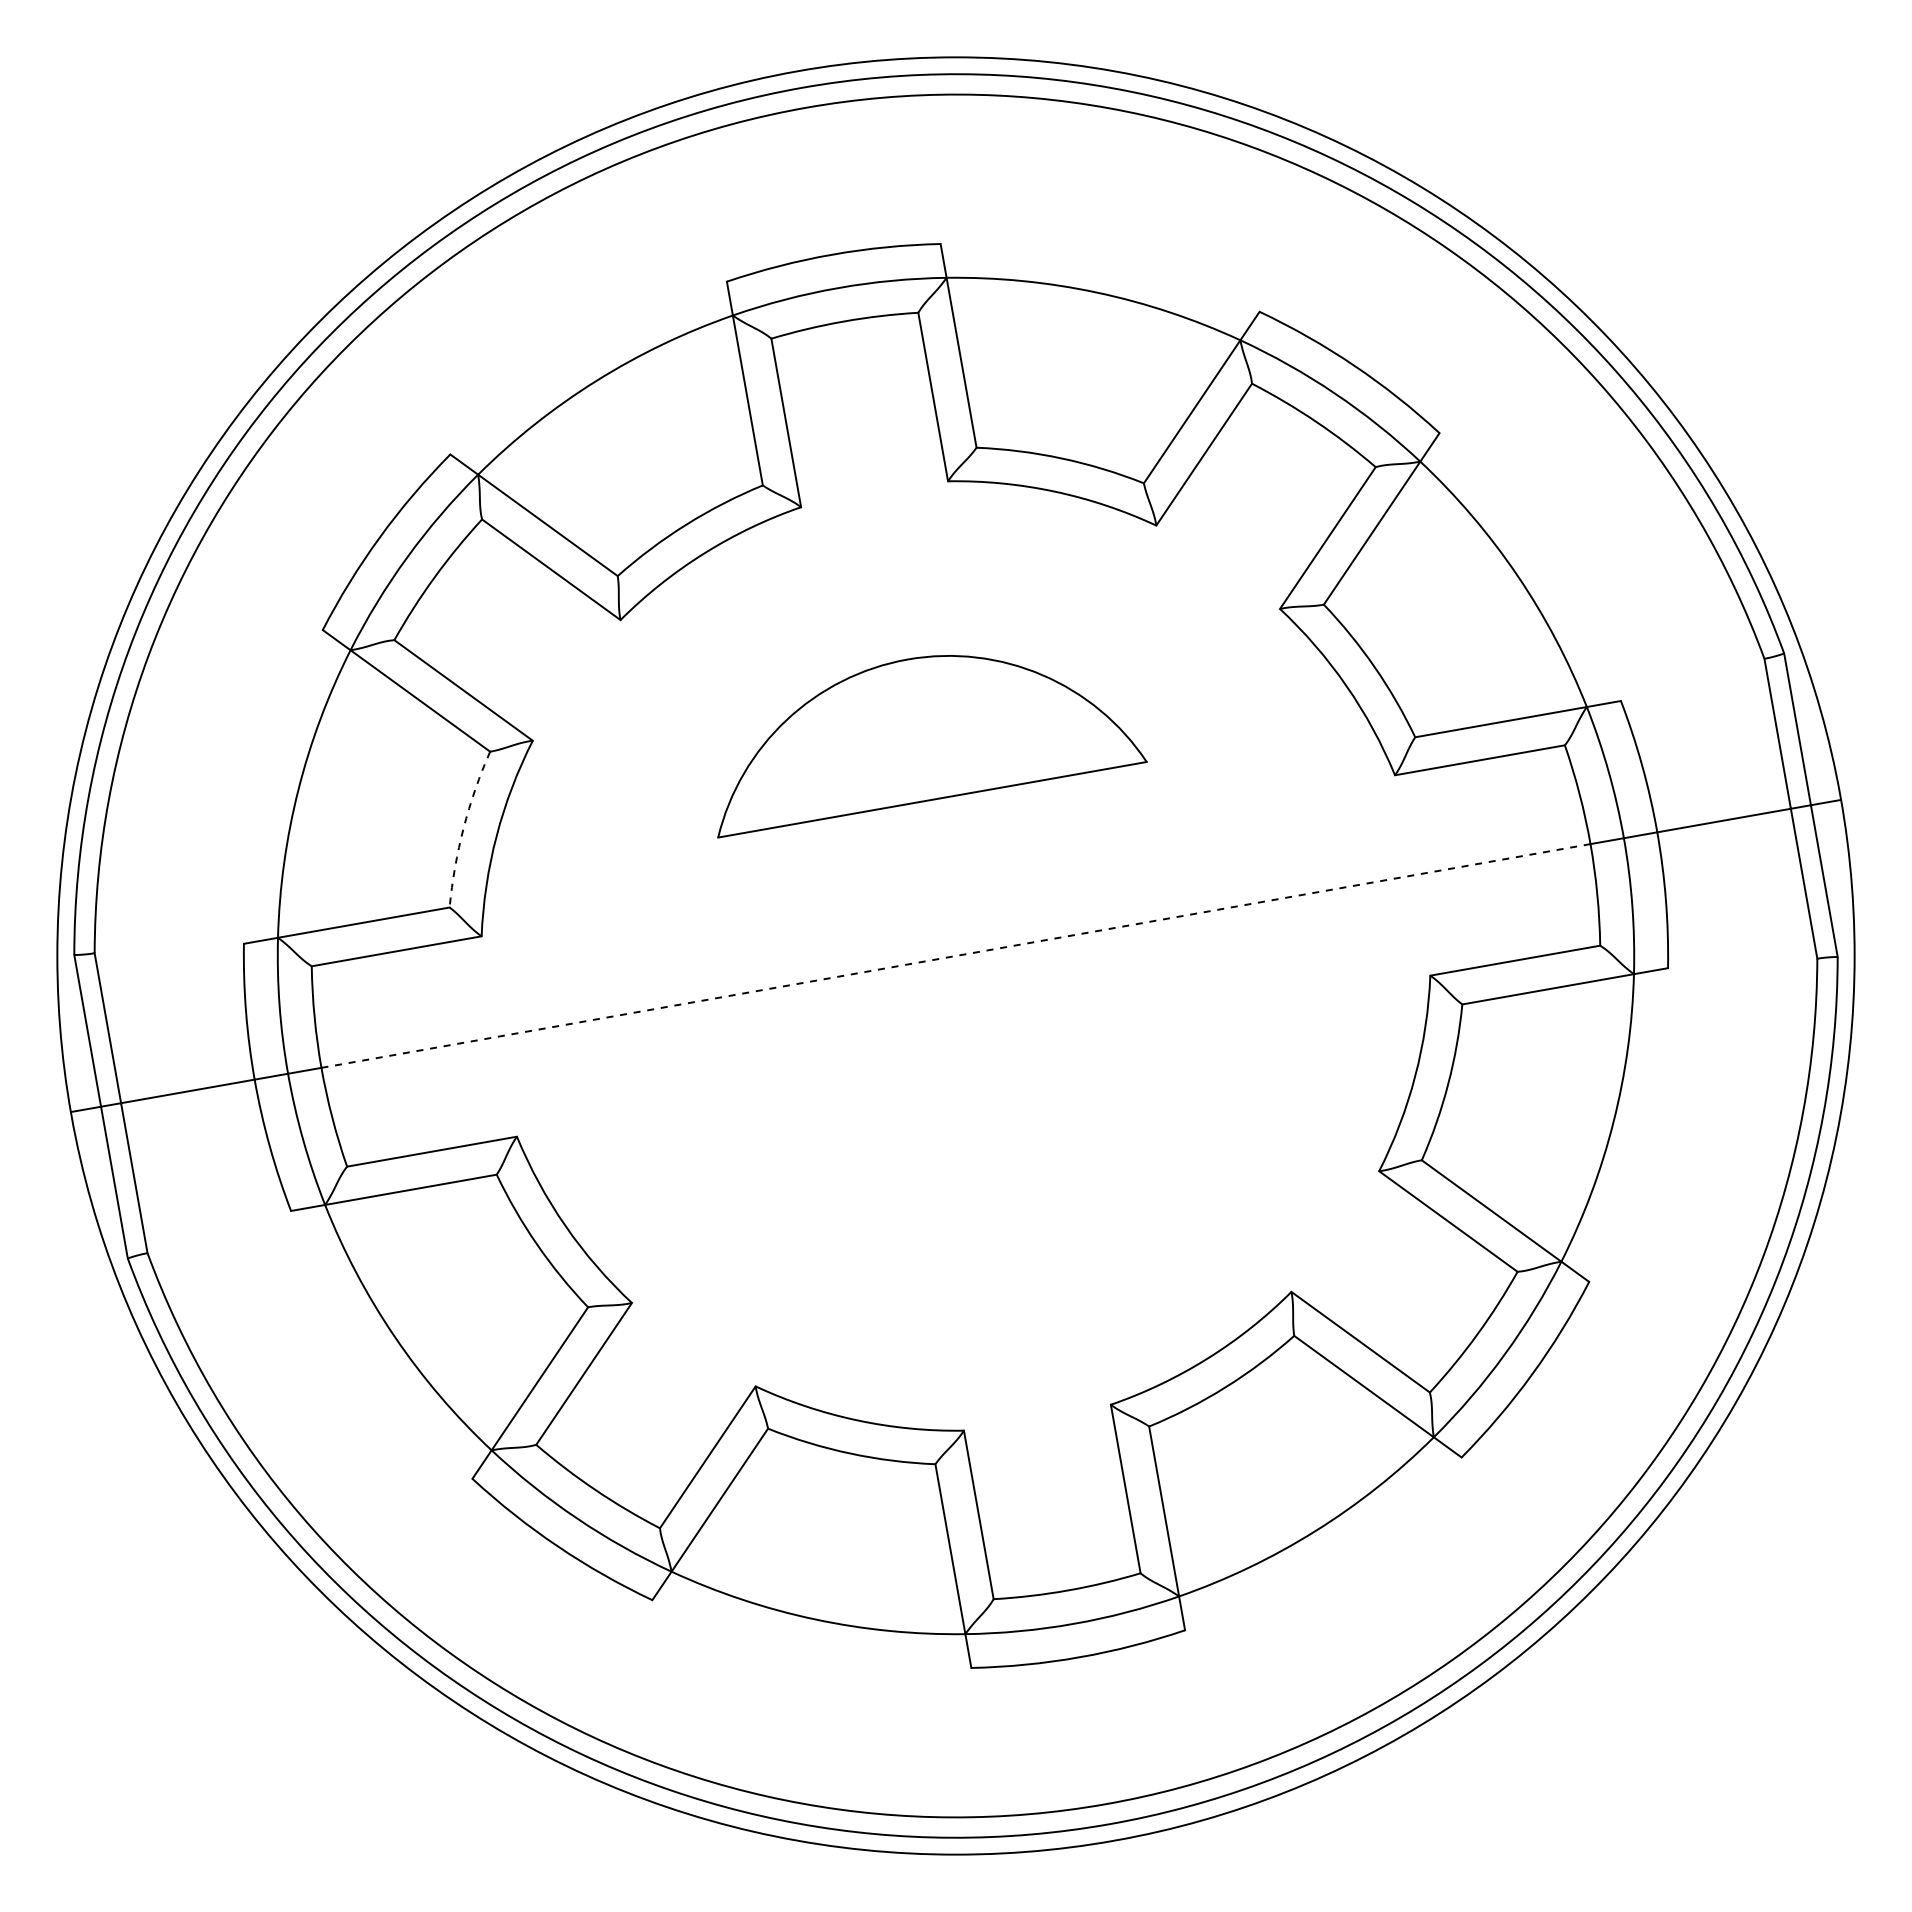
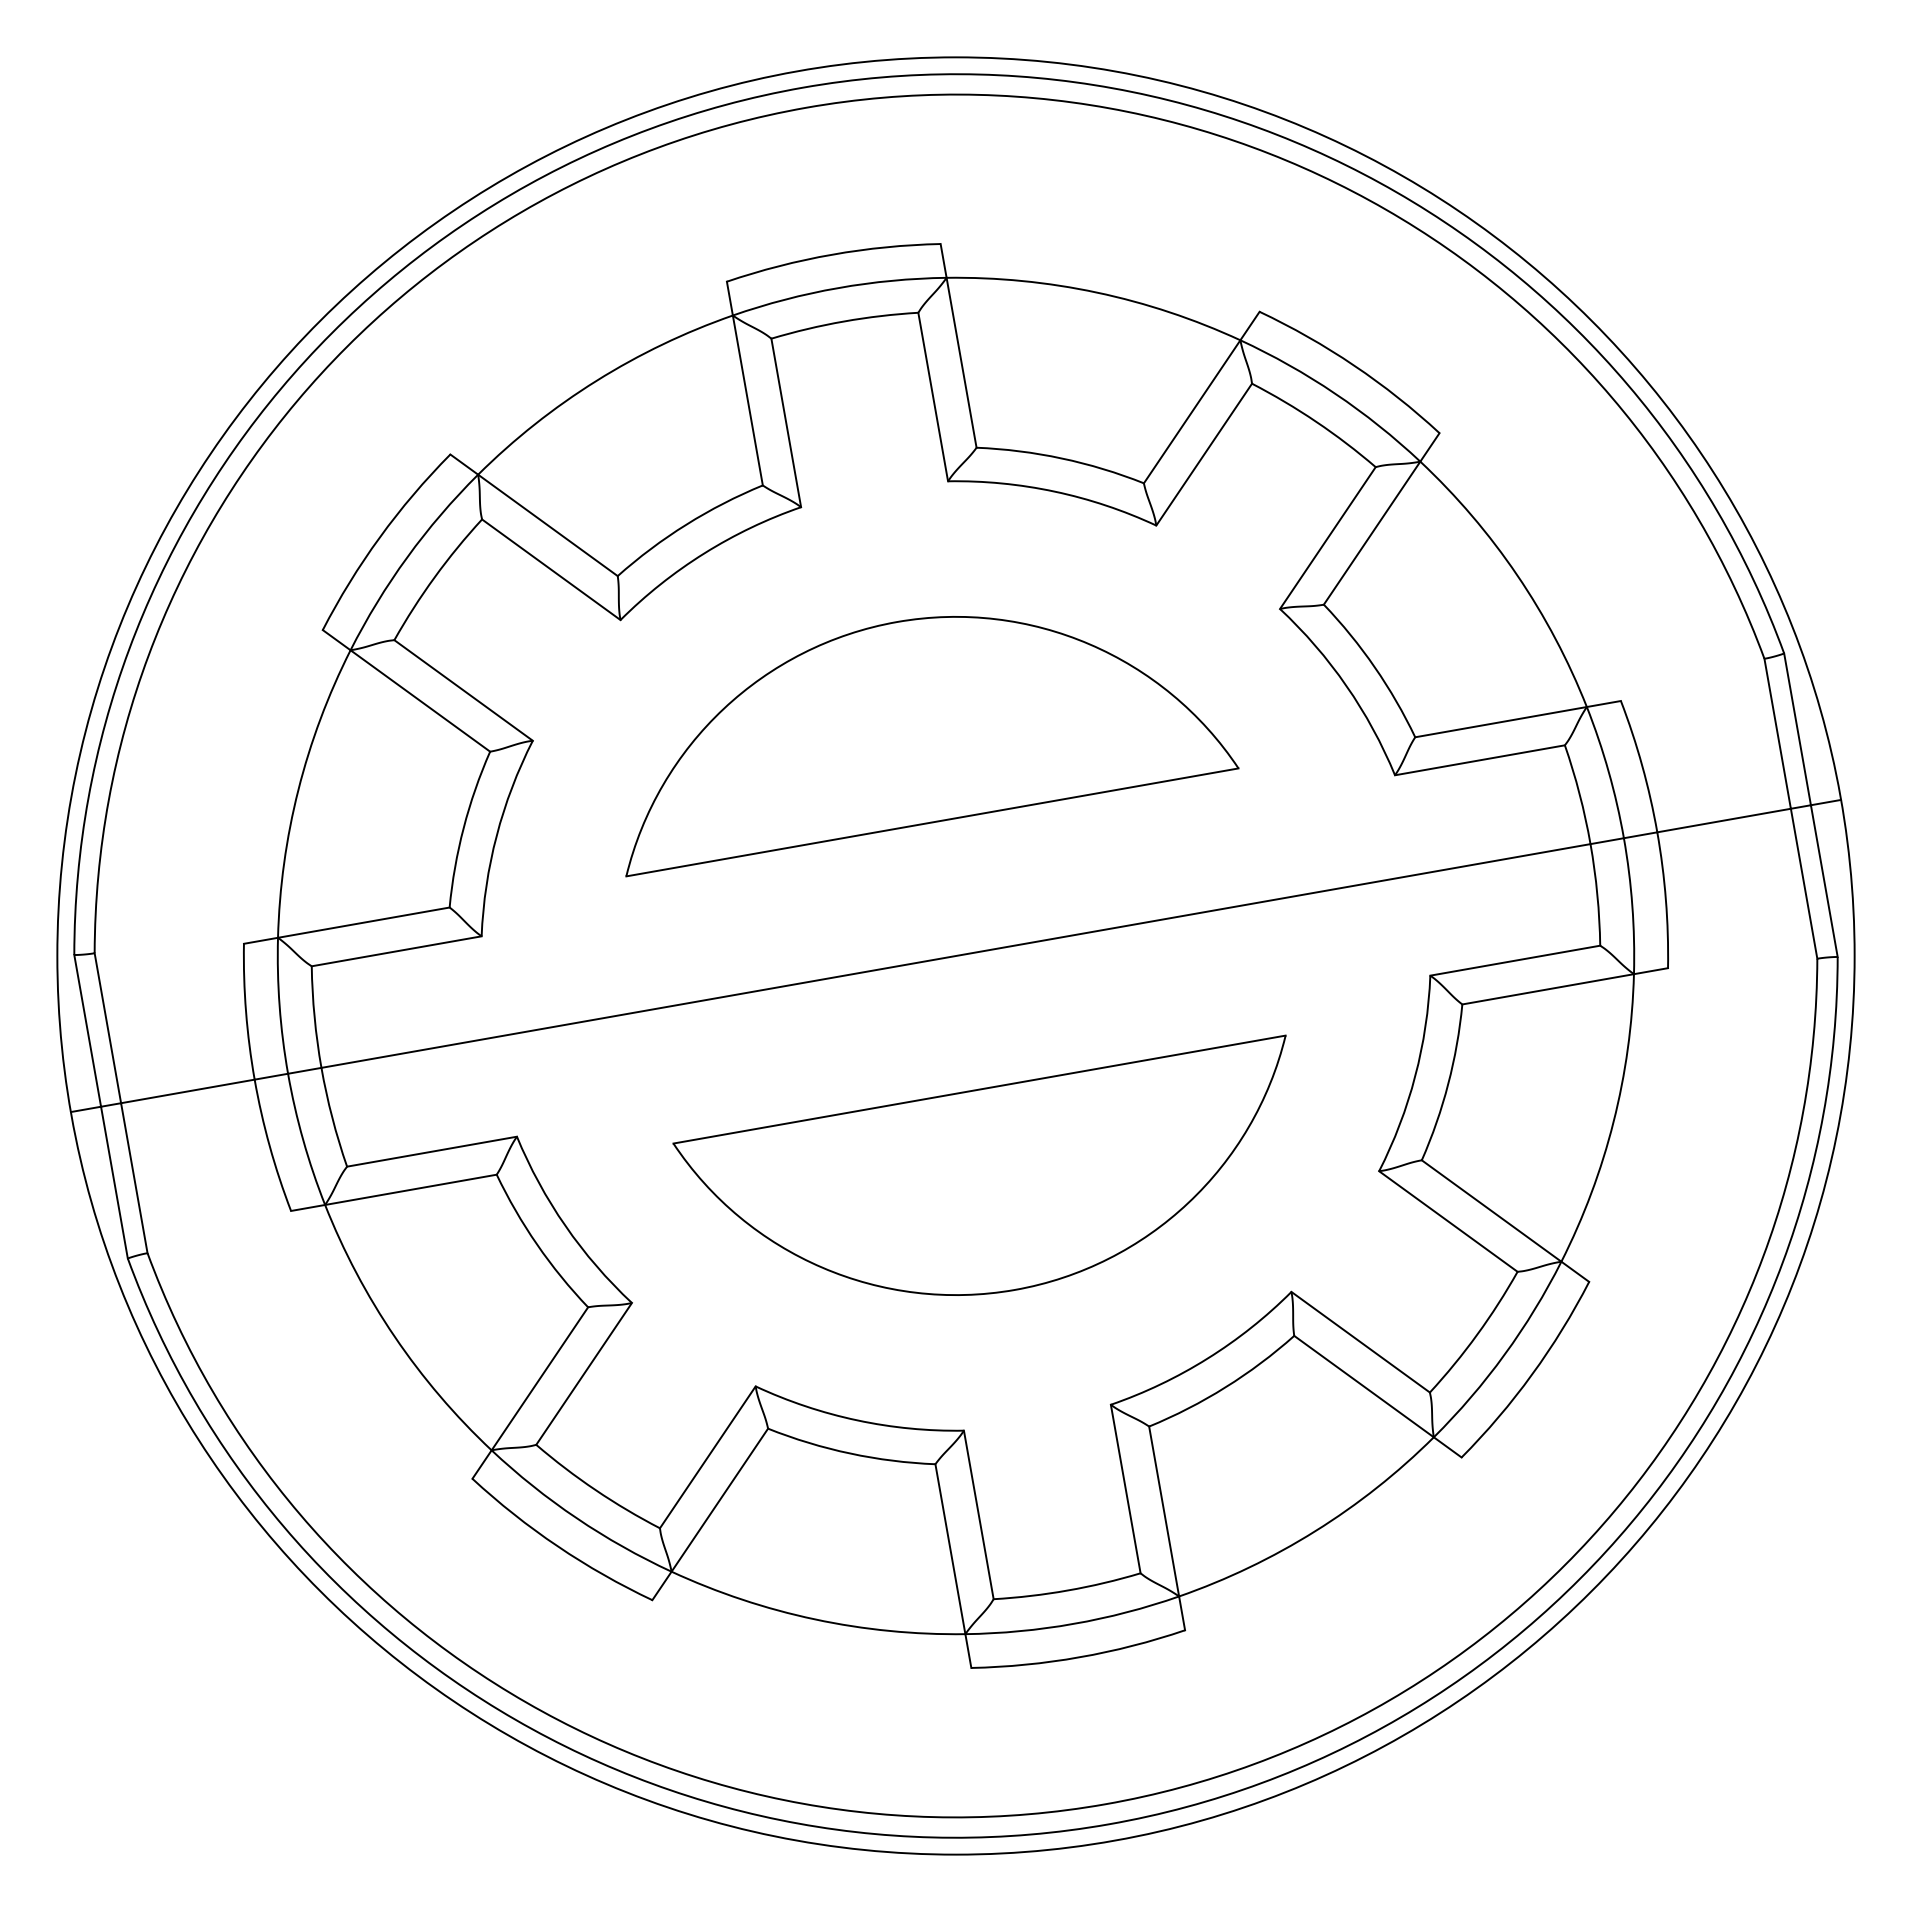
part size: 431x184 px -> 615x262 px (932, 746)
arc: dashed -> solid (463, 828)
line: dashed -> solid (956, 955)
part: none -> present (979, 1164)
